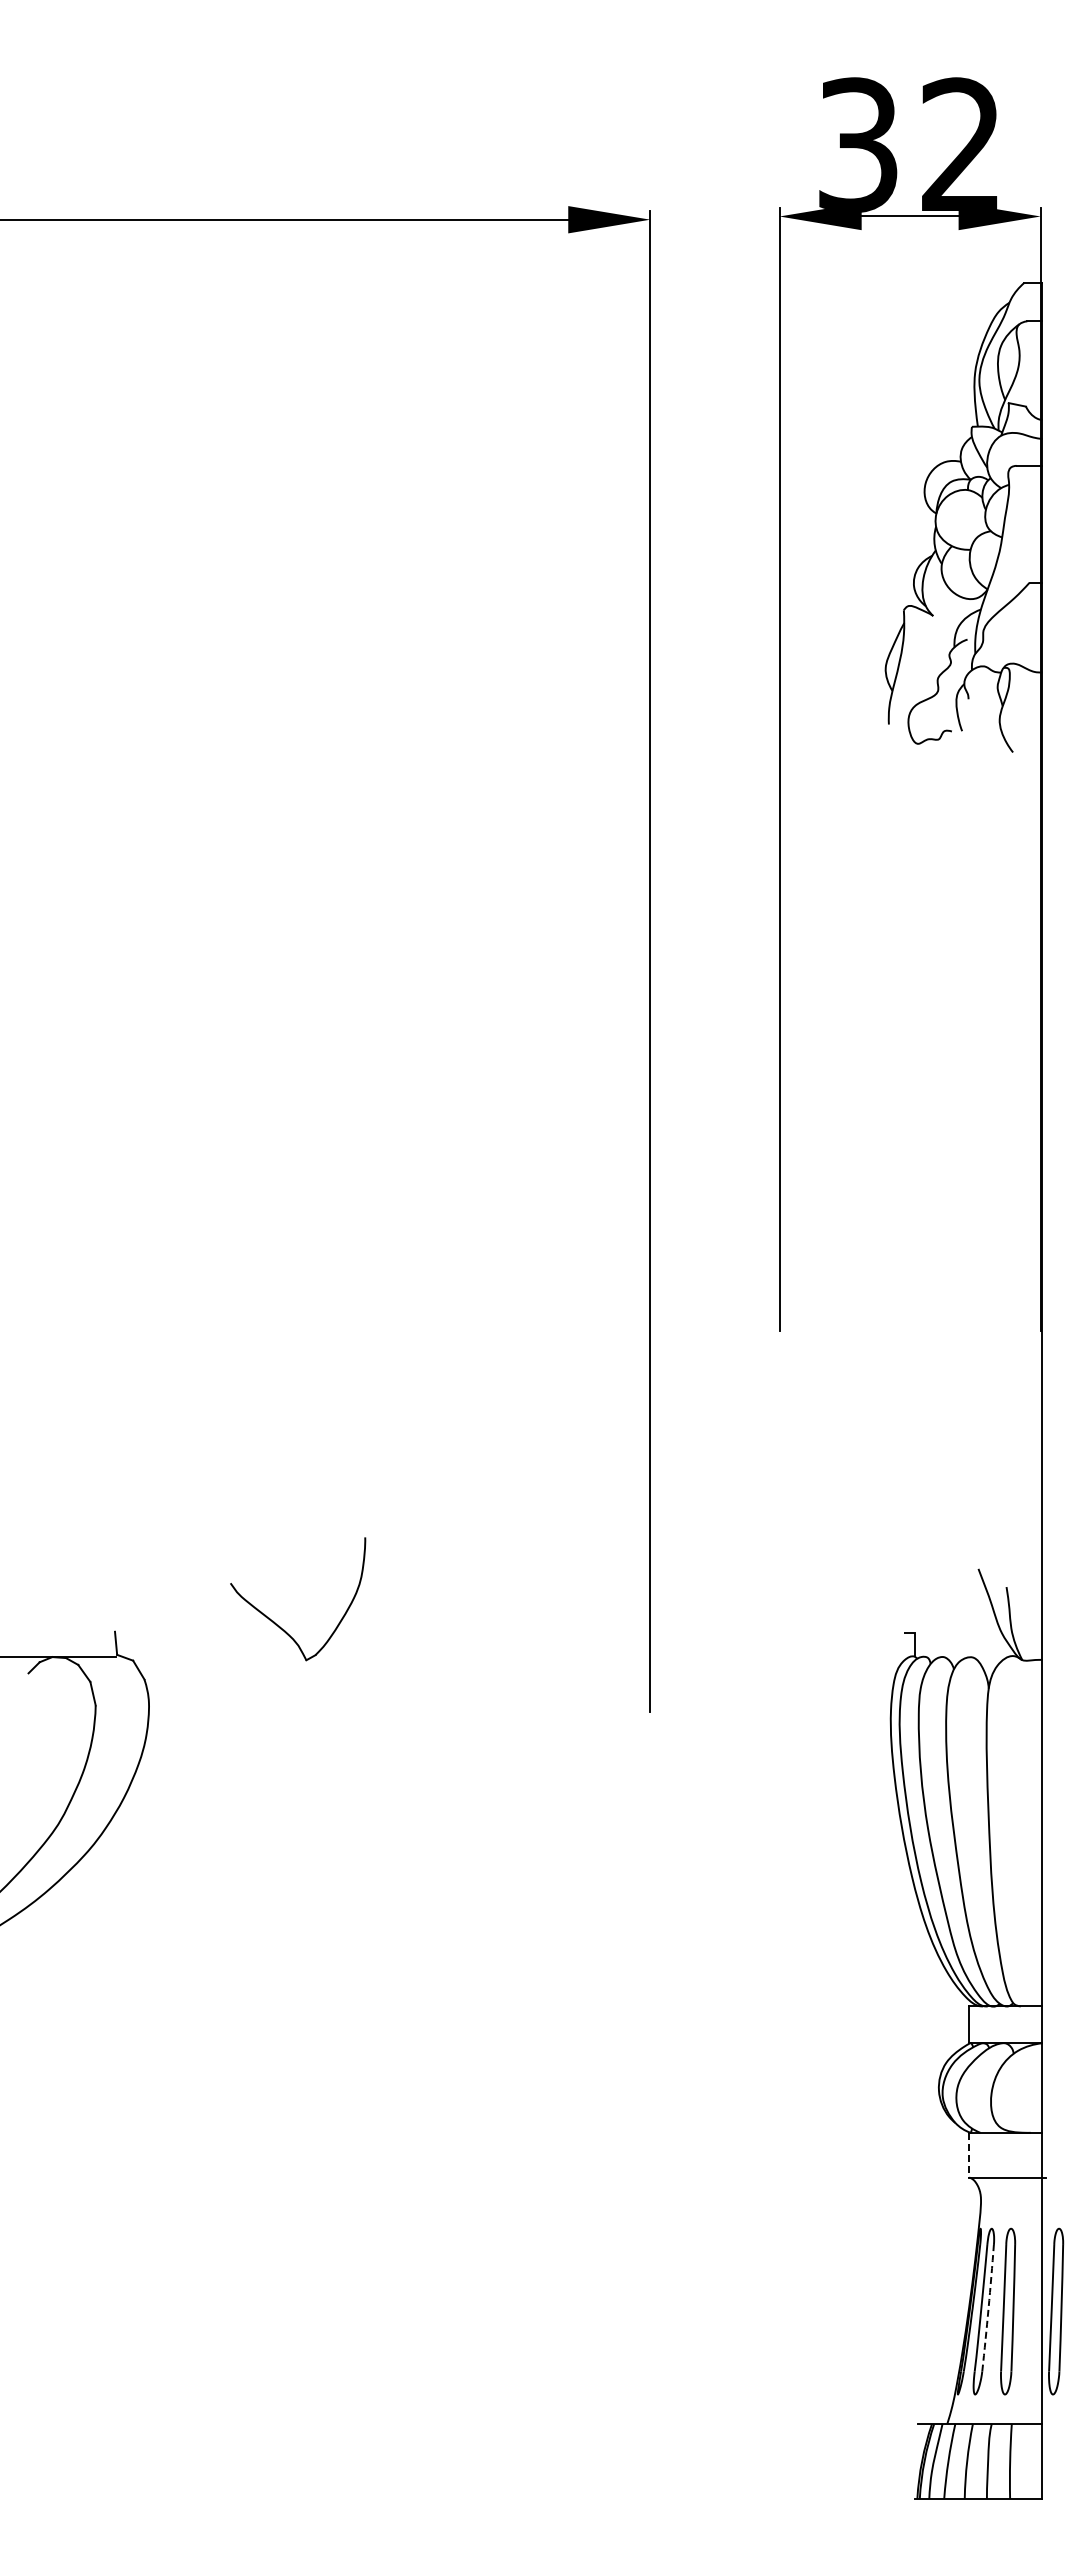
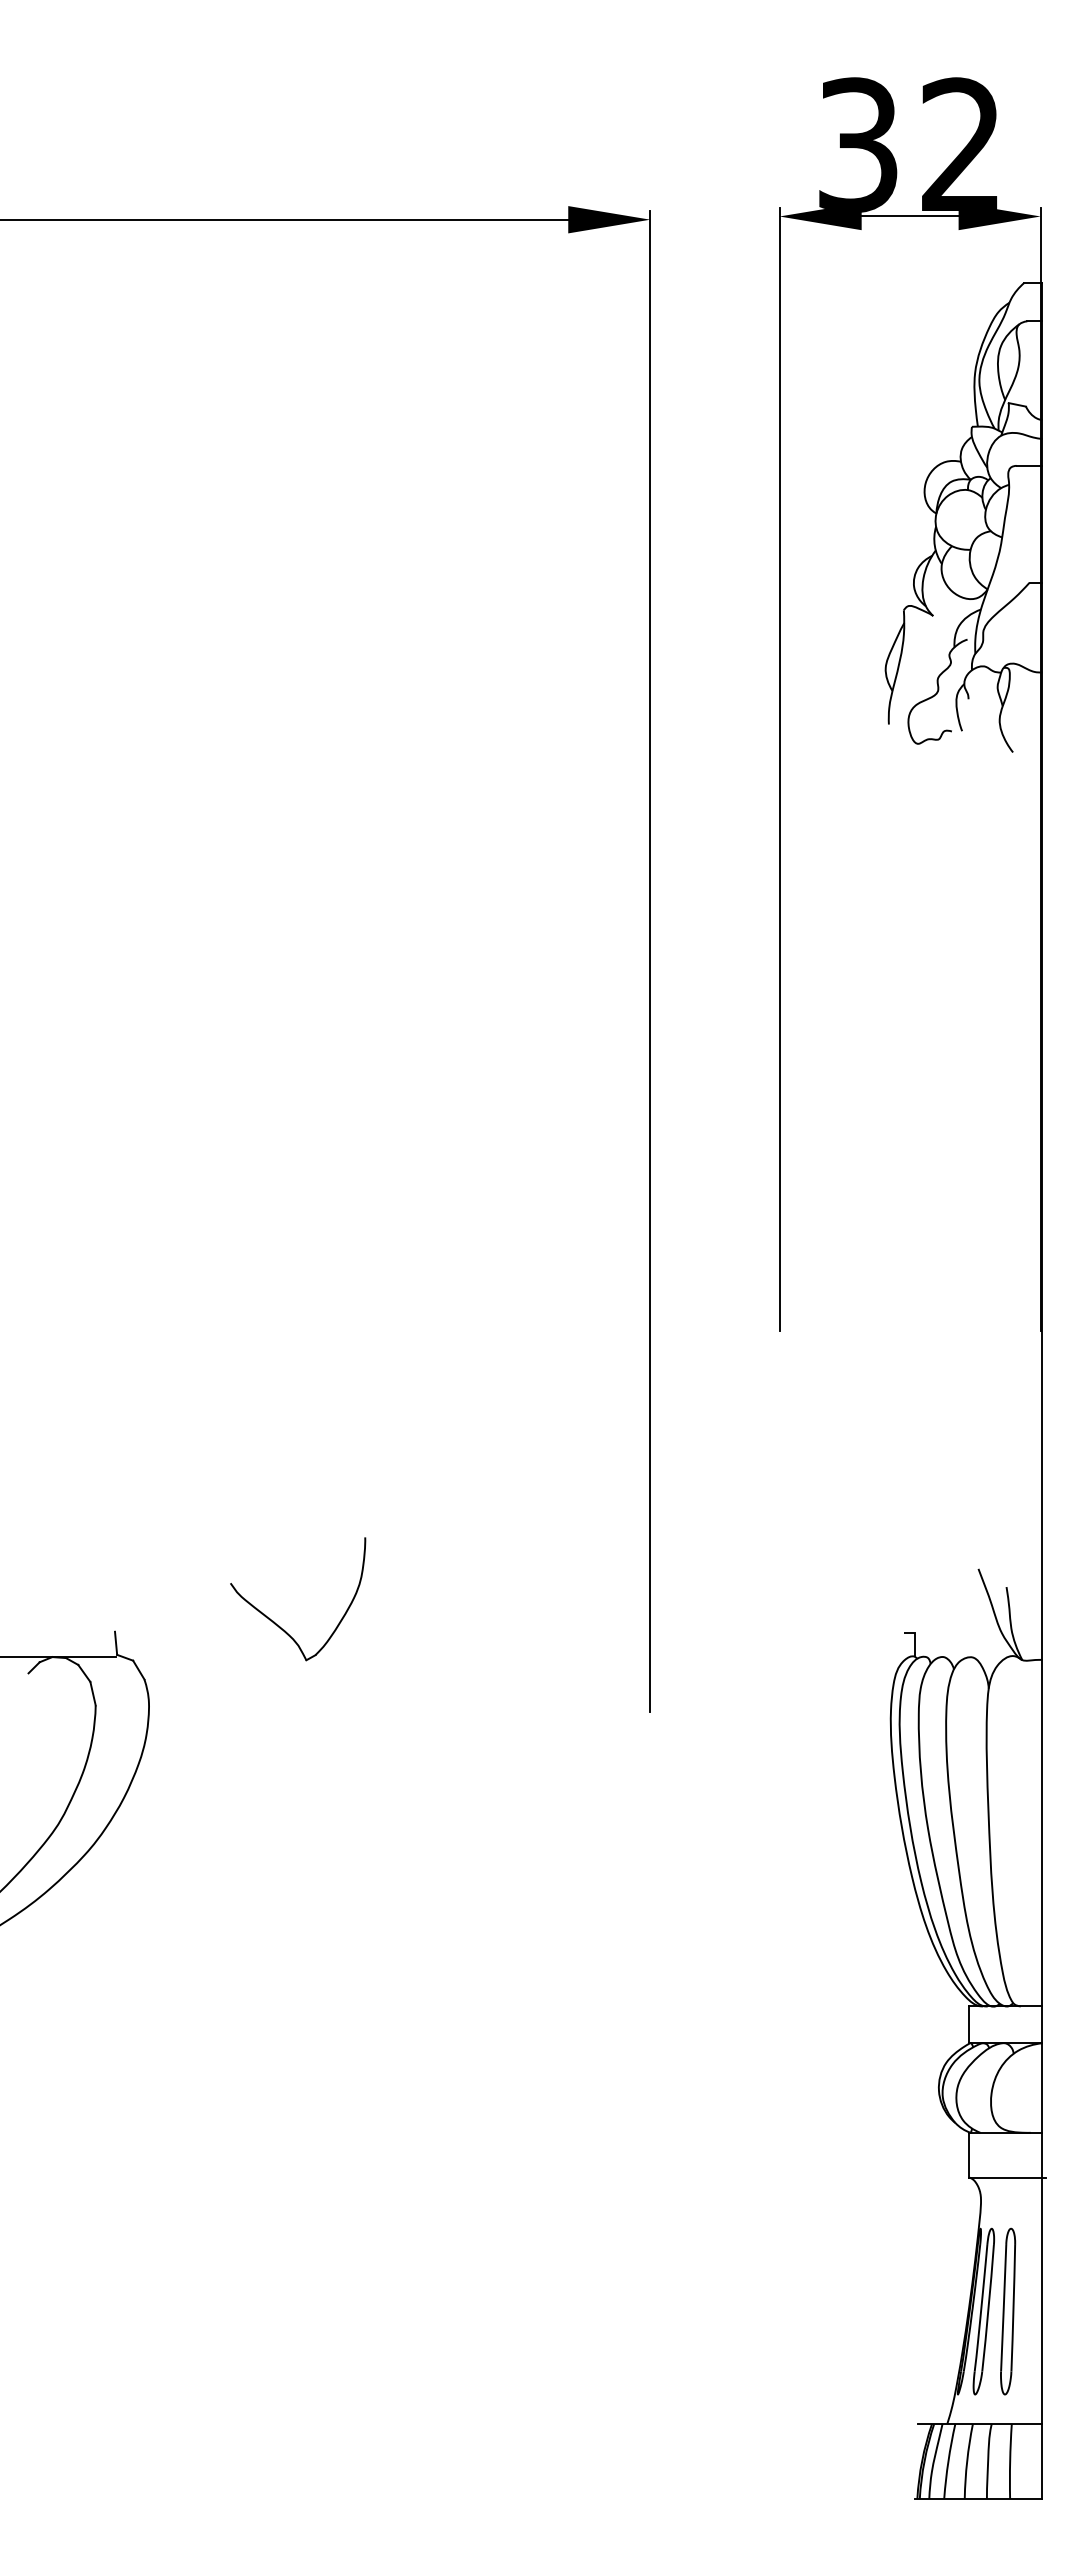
line: dashed -> solid (969, 2155)
arc: dashed -> solid (988, 2308)
part: present -> none (1056, 2311)
